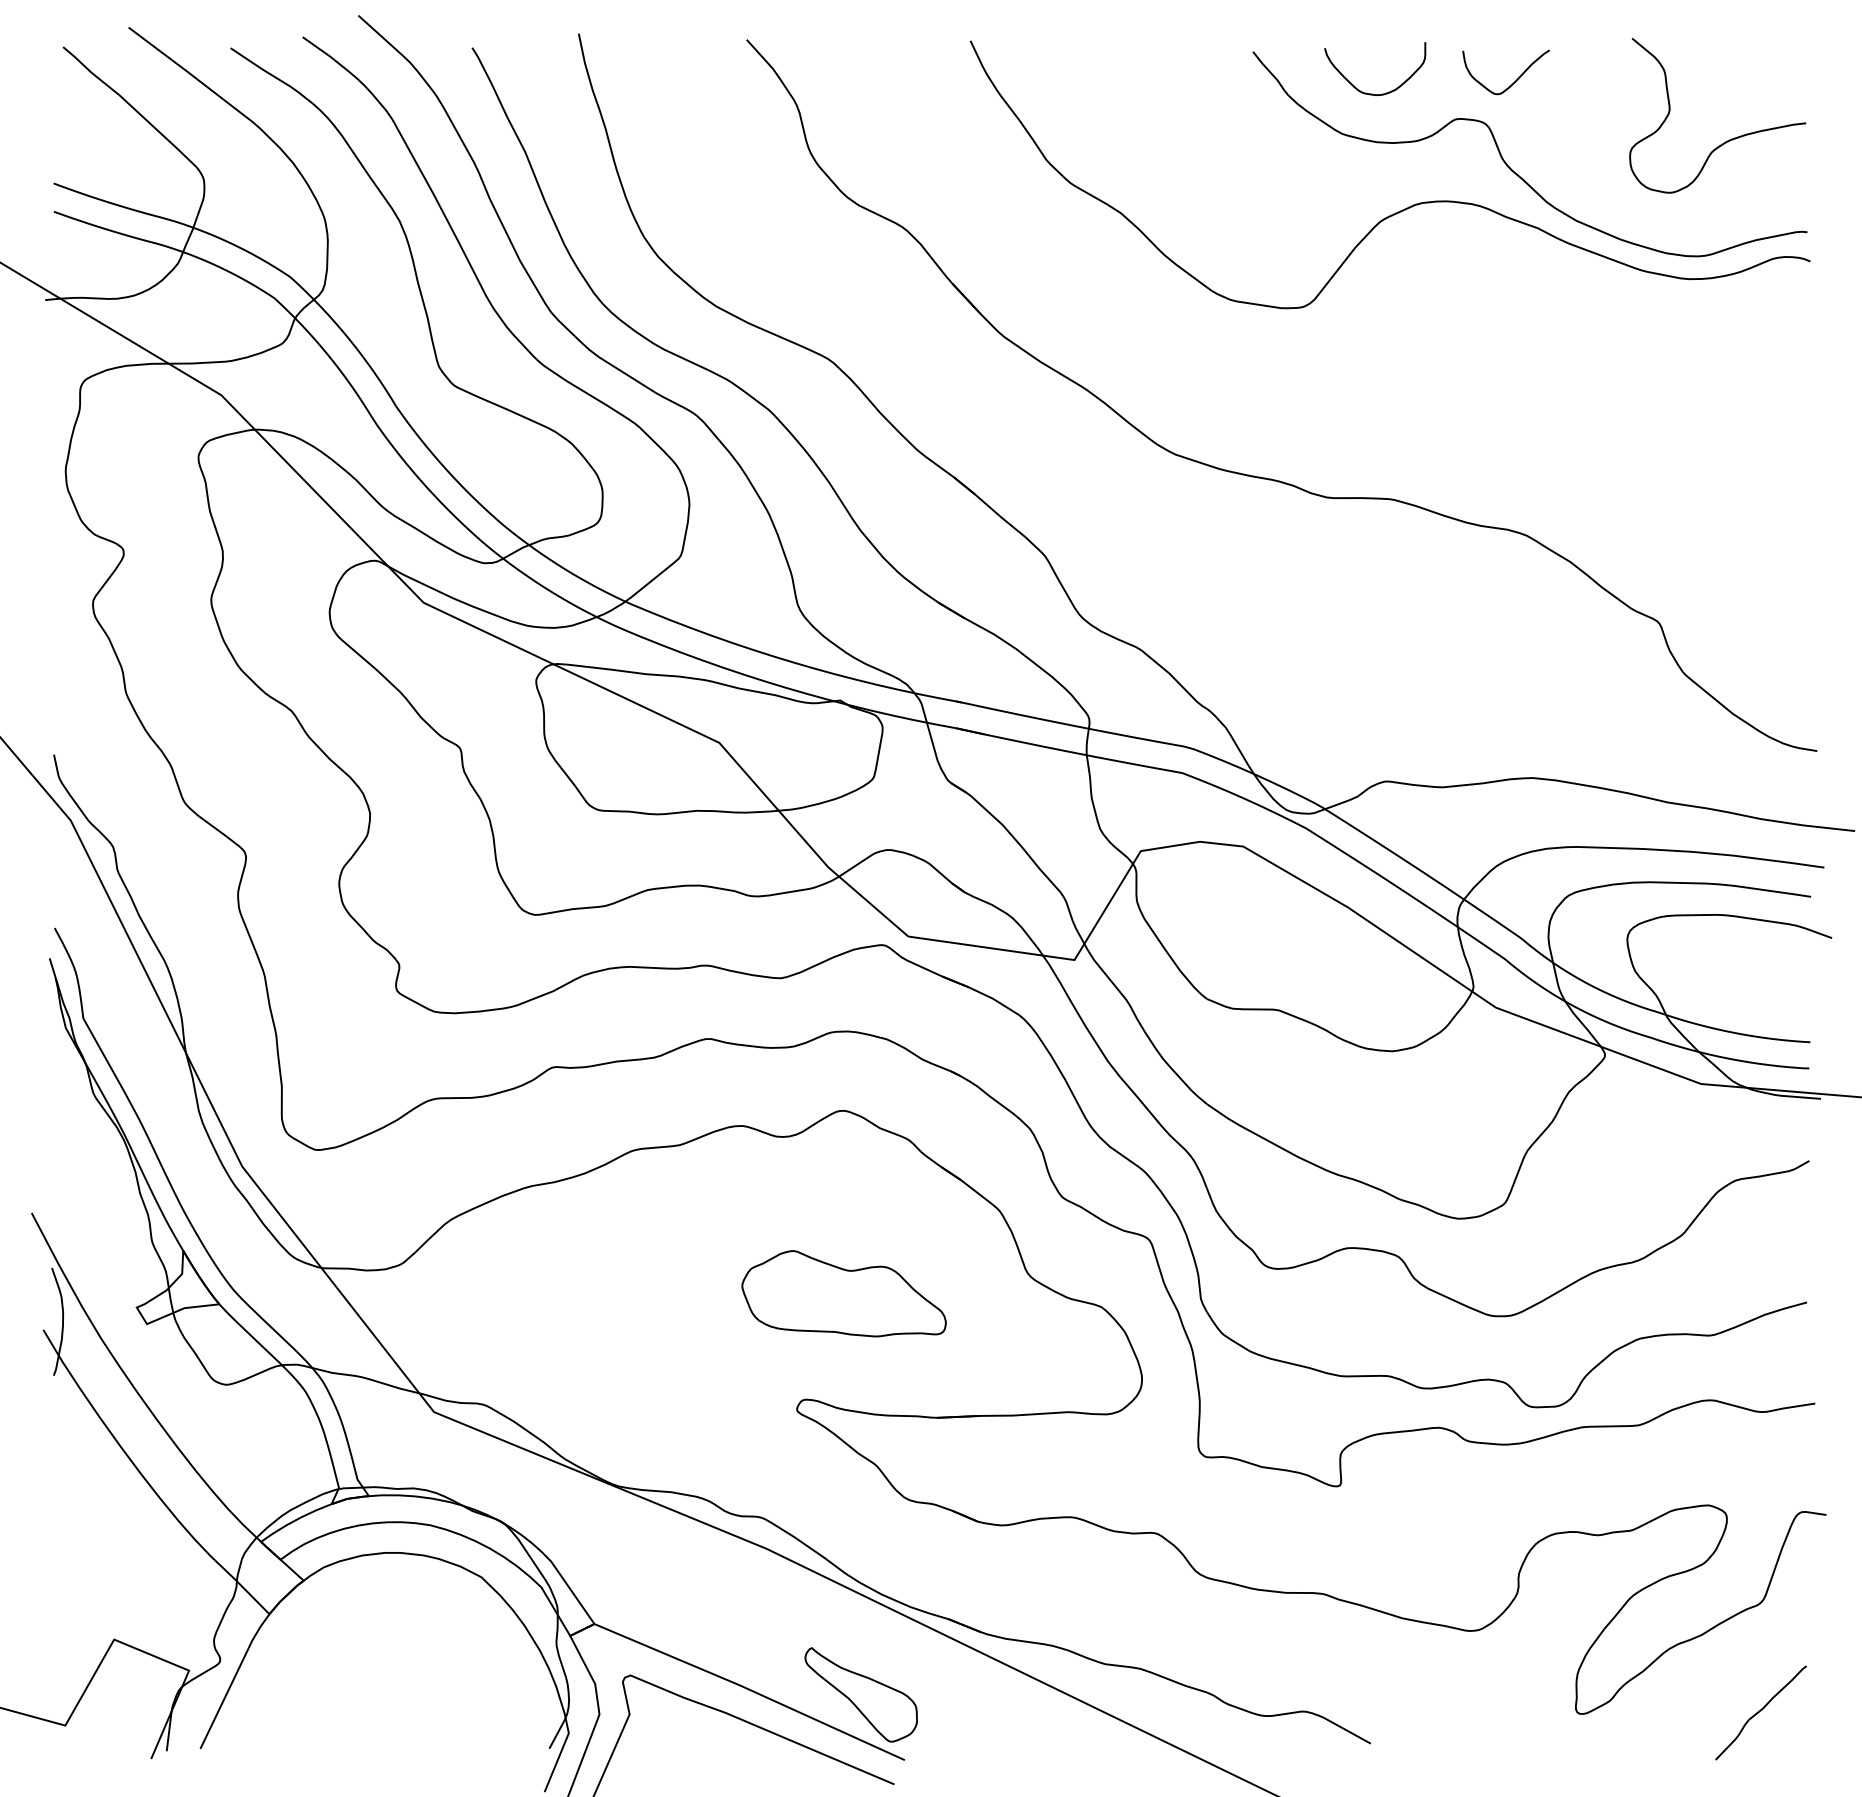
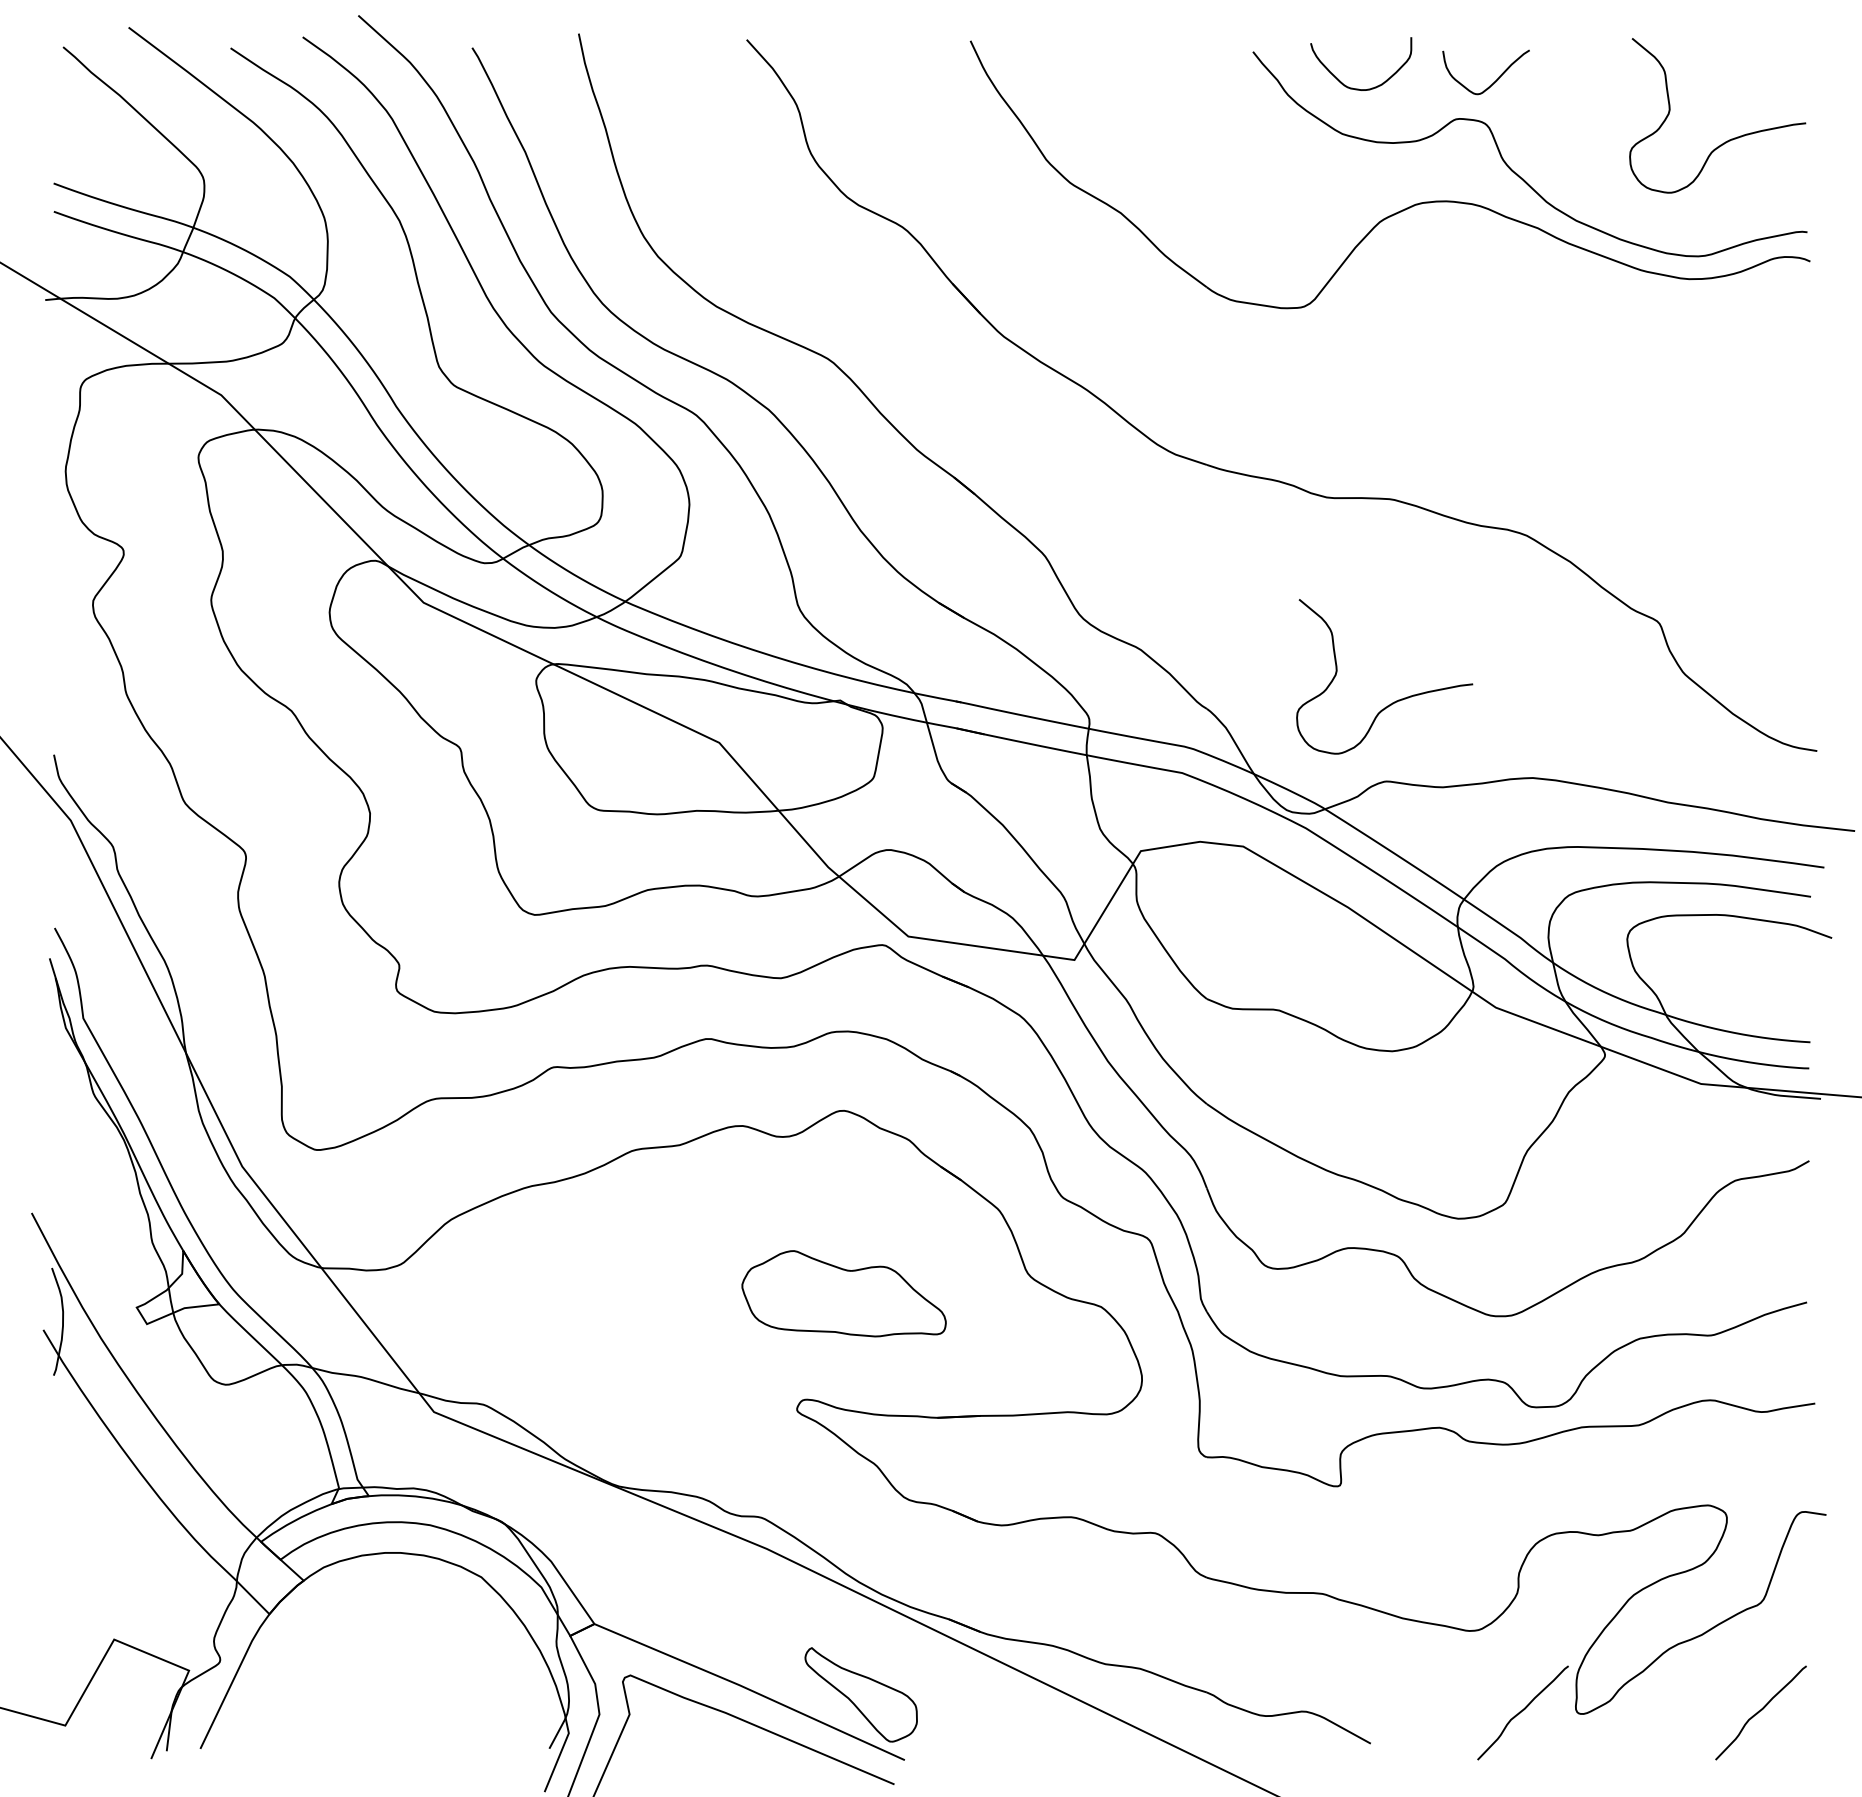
curve position: (1514, 81) -> (1494, 81) (1494, 81)
curve position: (1372, 93) -> (1358, 88) (1358, 88)
curve: none -> present (1396, 700)
curve: none -> present (1522, 1711)
